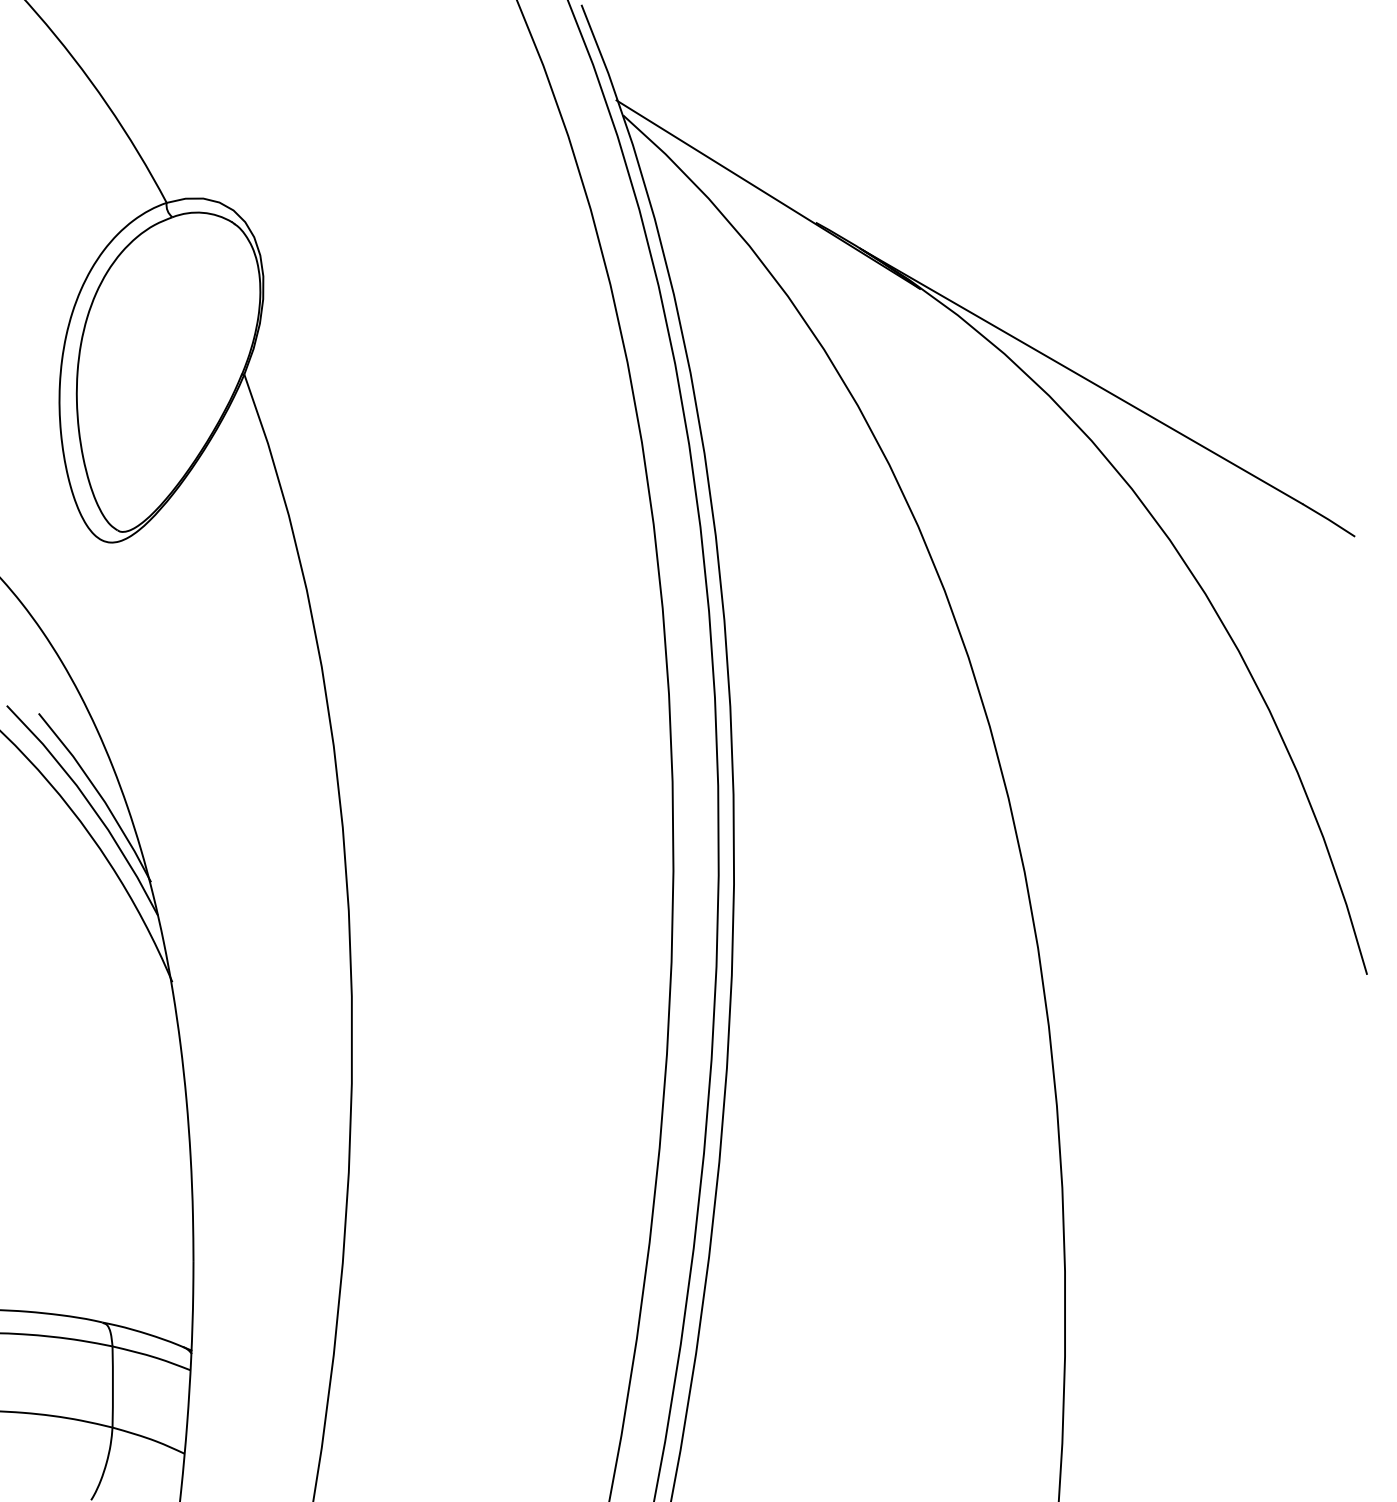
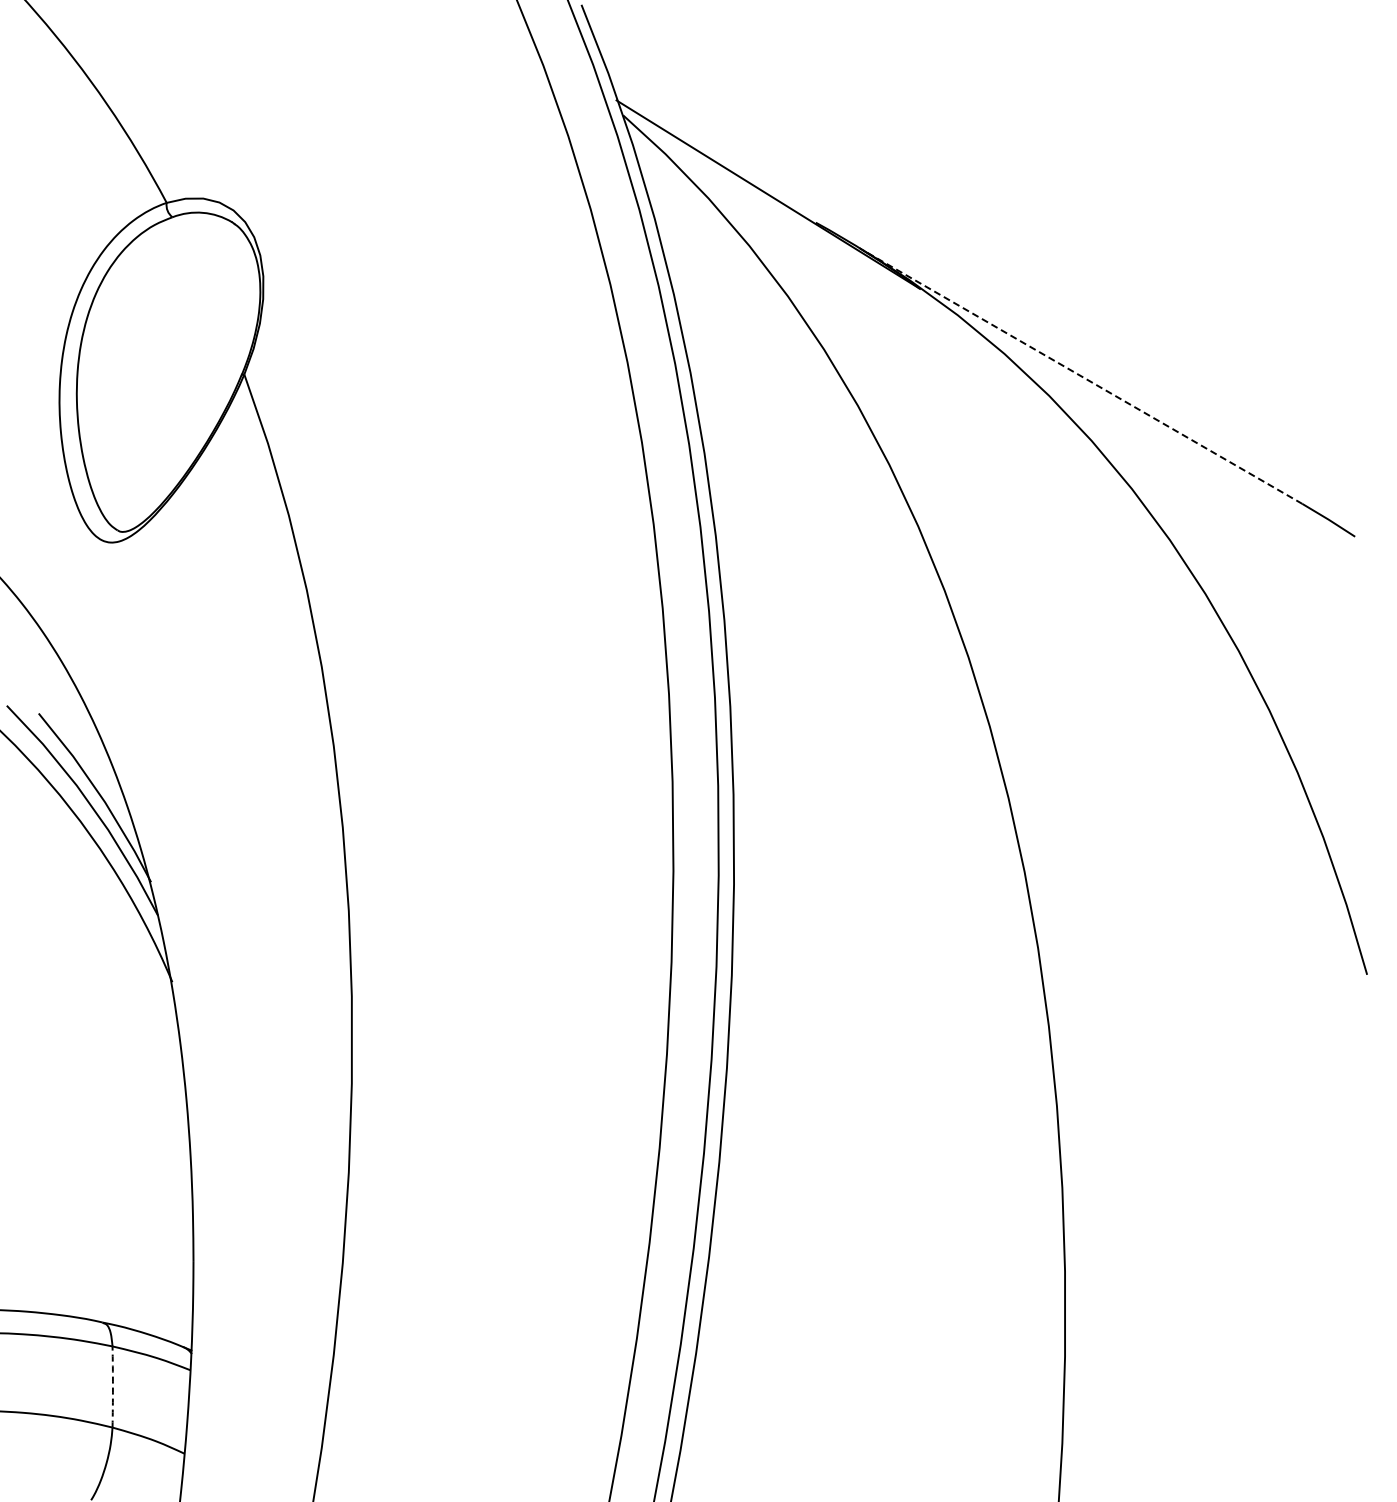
line: solid -> dashed (1082, 377)
arc: solid -> dashed (112, 1387)
